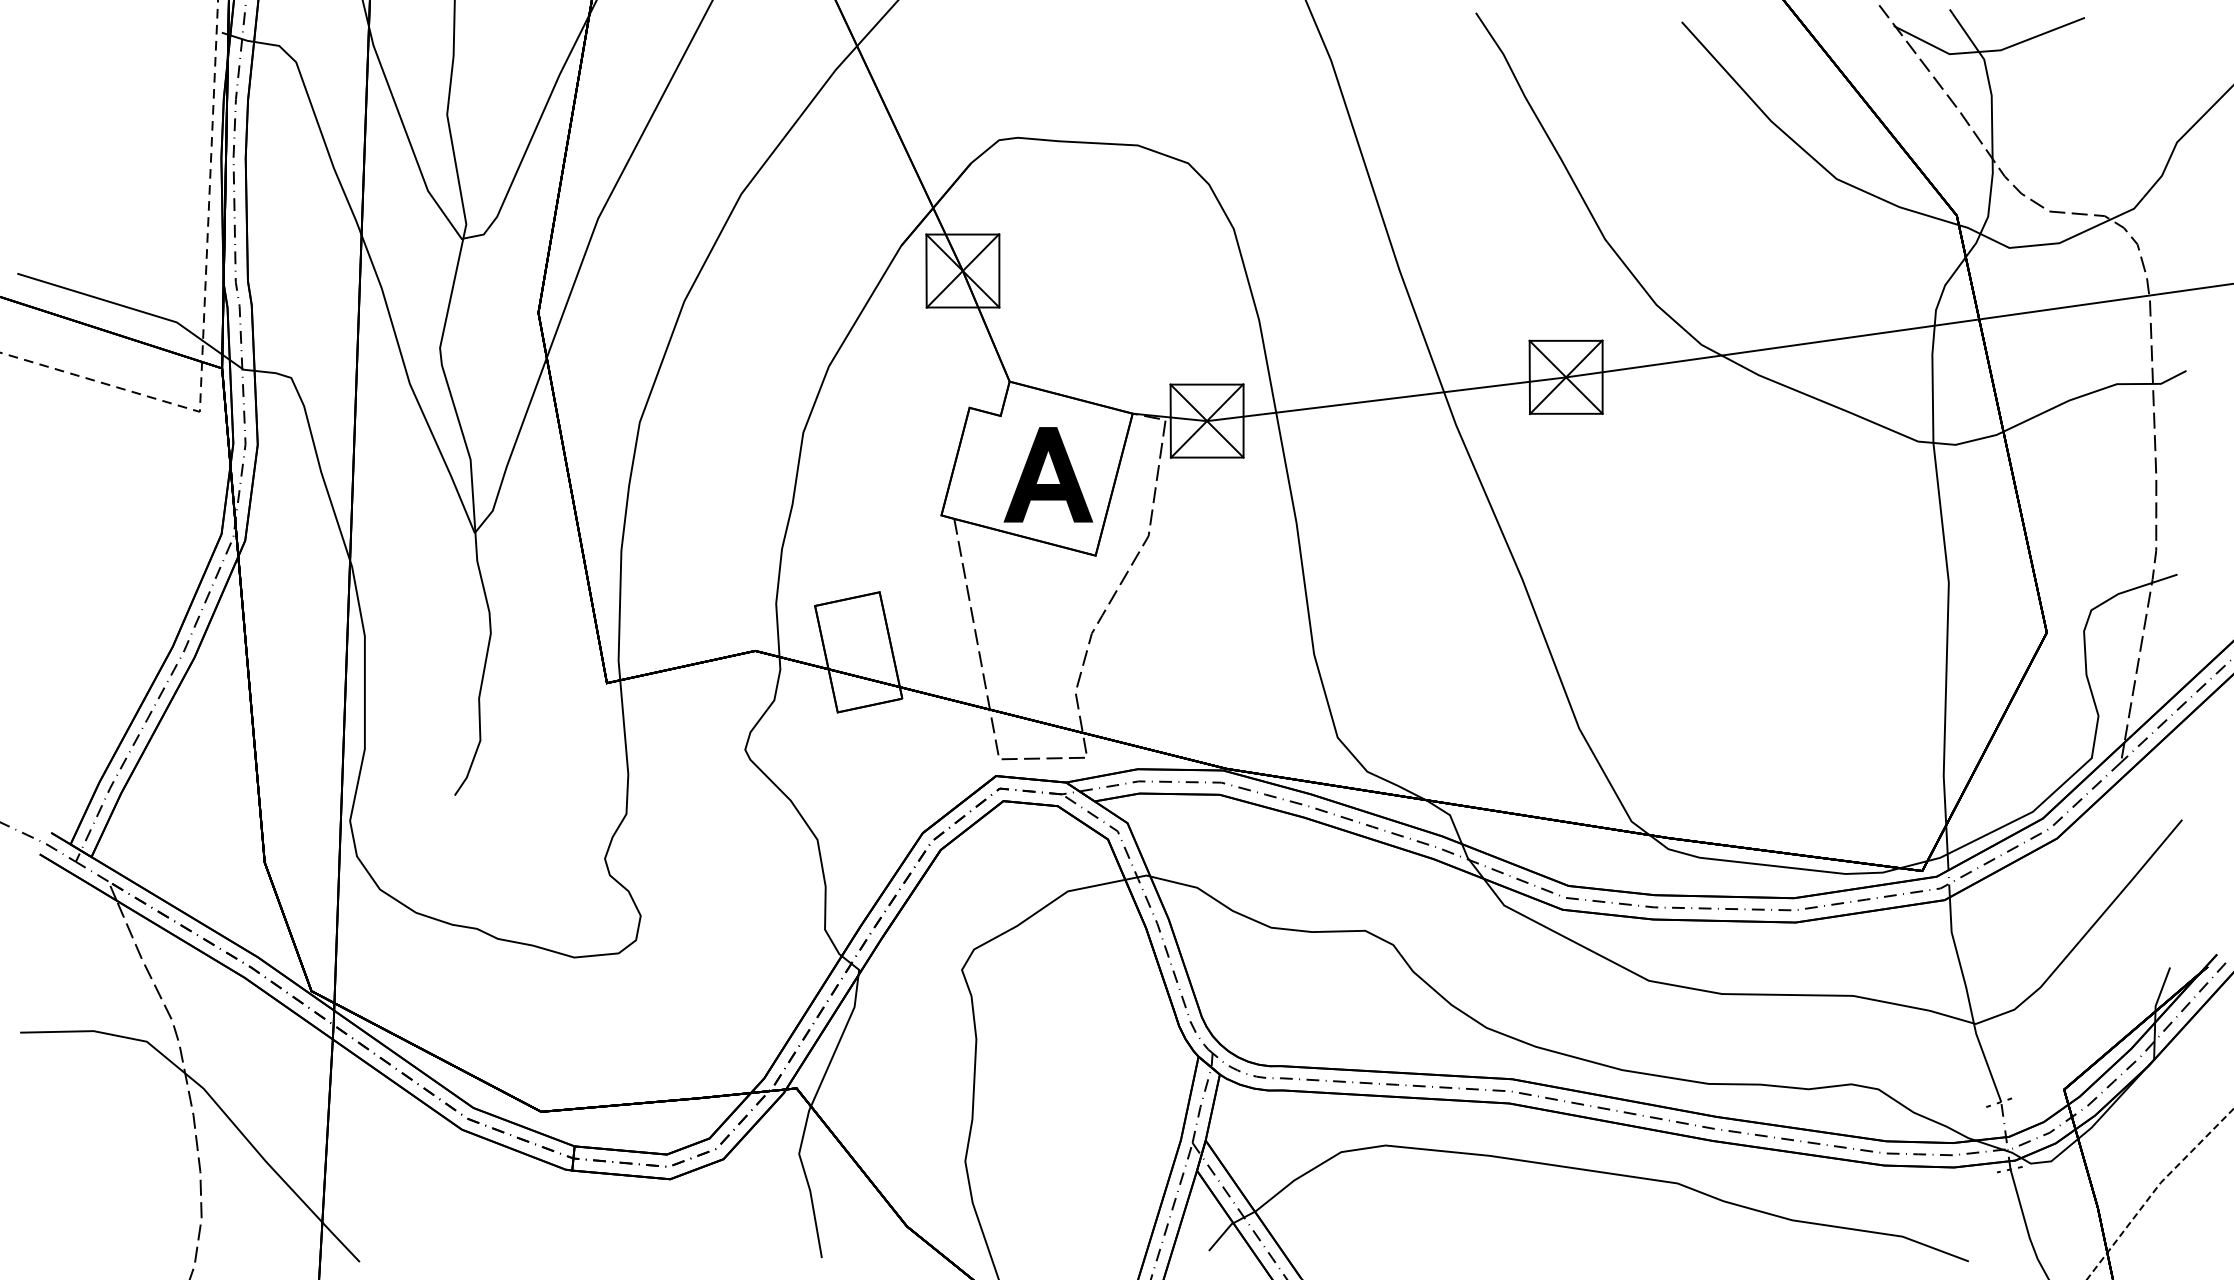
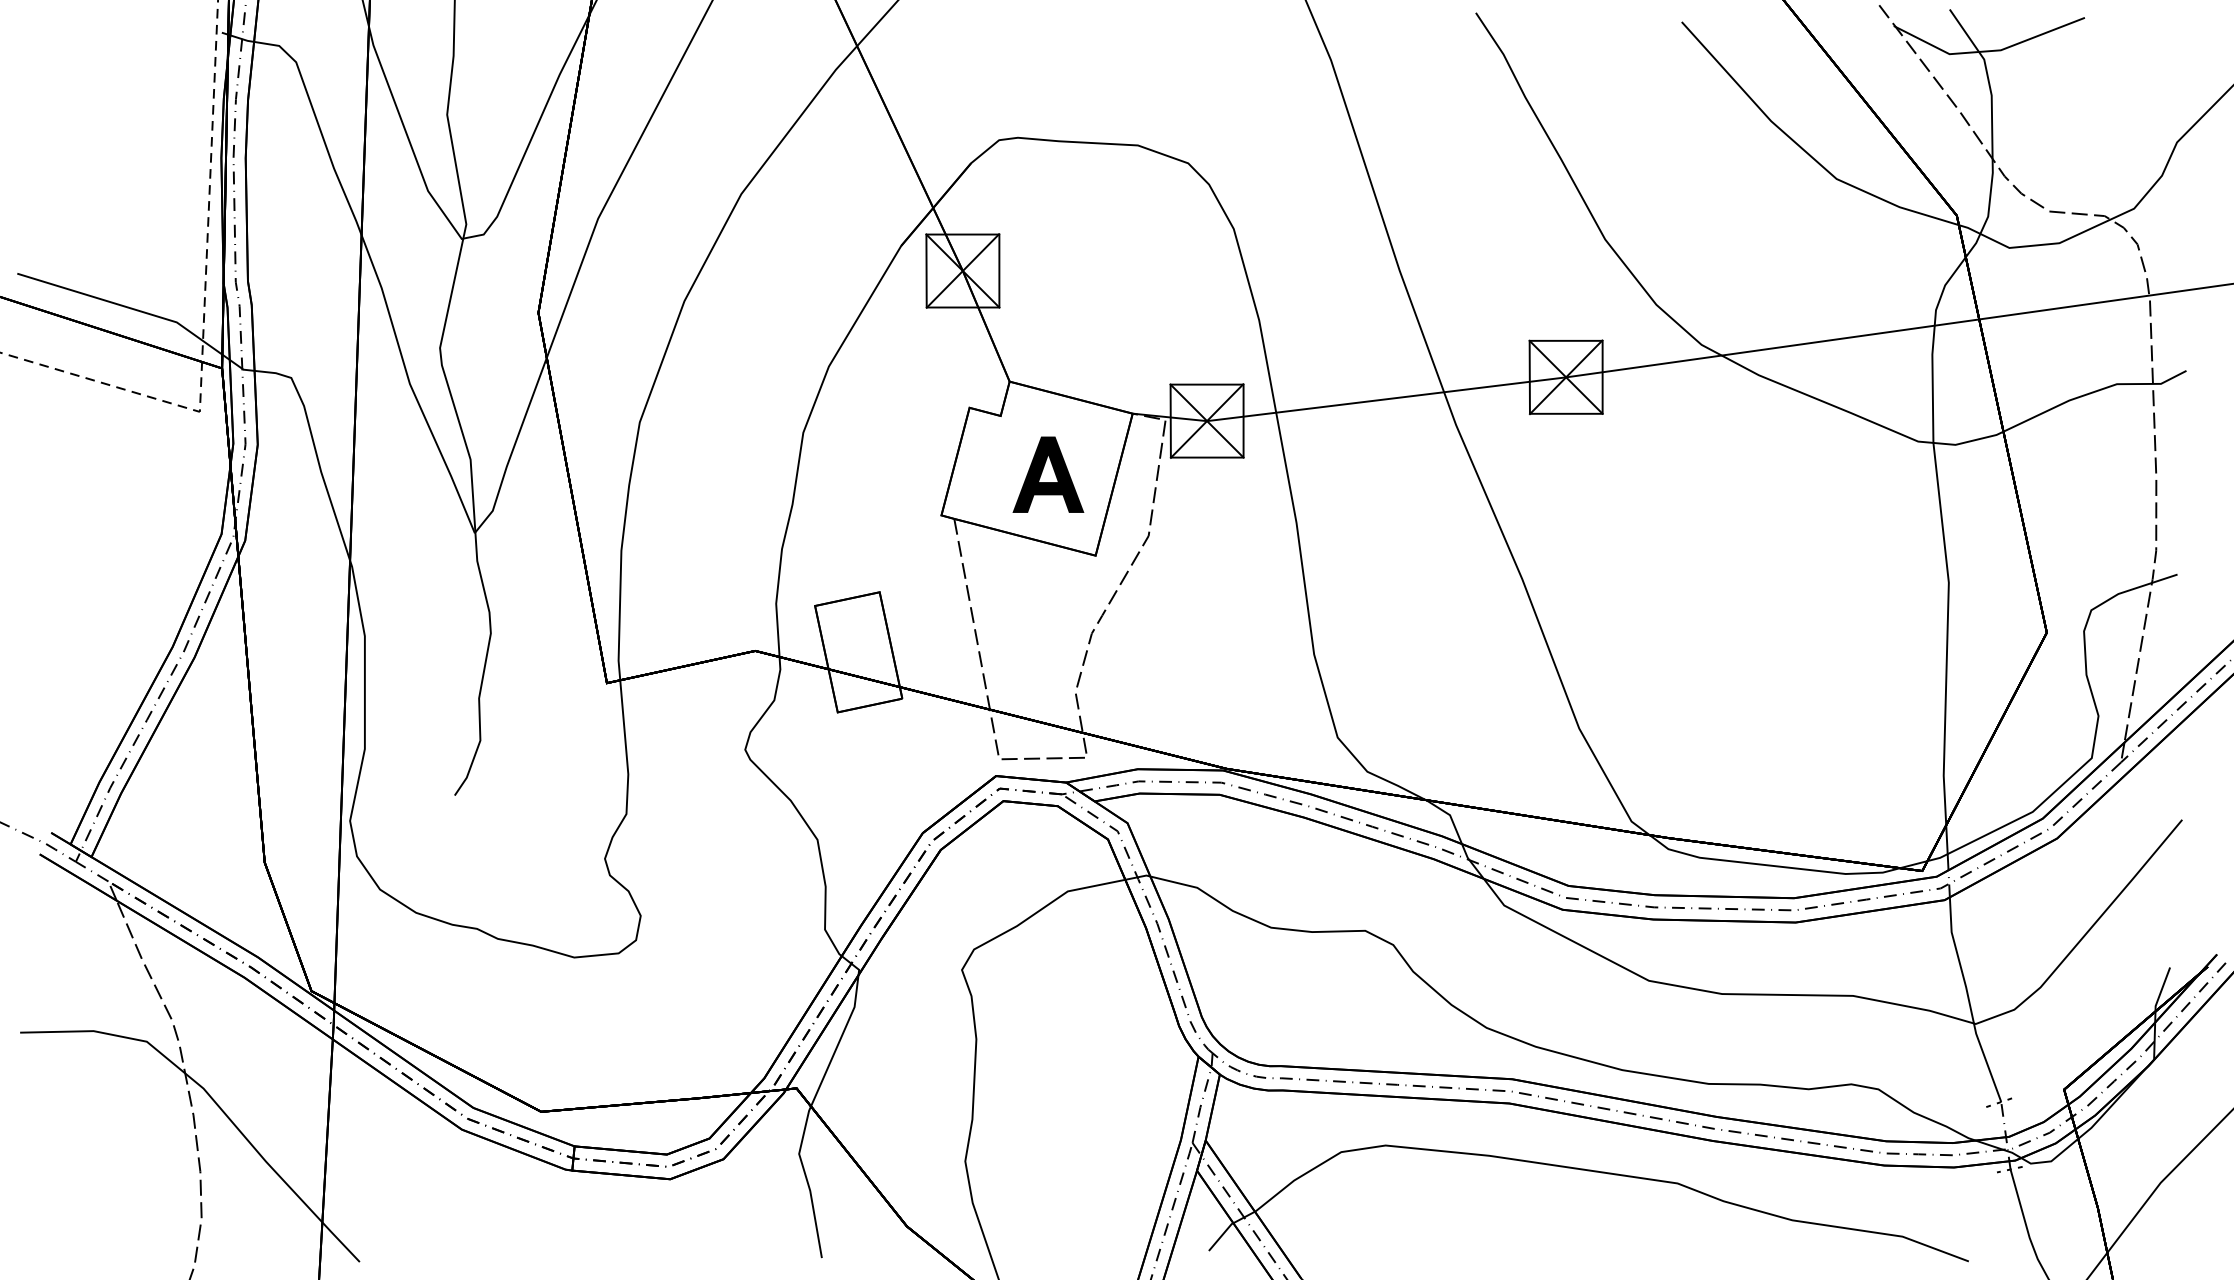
part size: 91x96 px -> 73x77 px (1048, 474)
line: dashed -> solid (2155, 1190)
